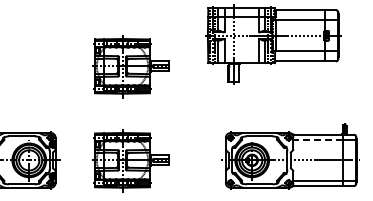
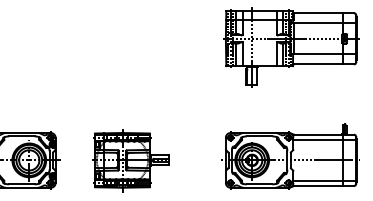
part position: (273, 44) -> (291, 47) (291, 47)
part: present -> none (130, 66)
line: dashed -> solid (318, 139)
